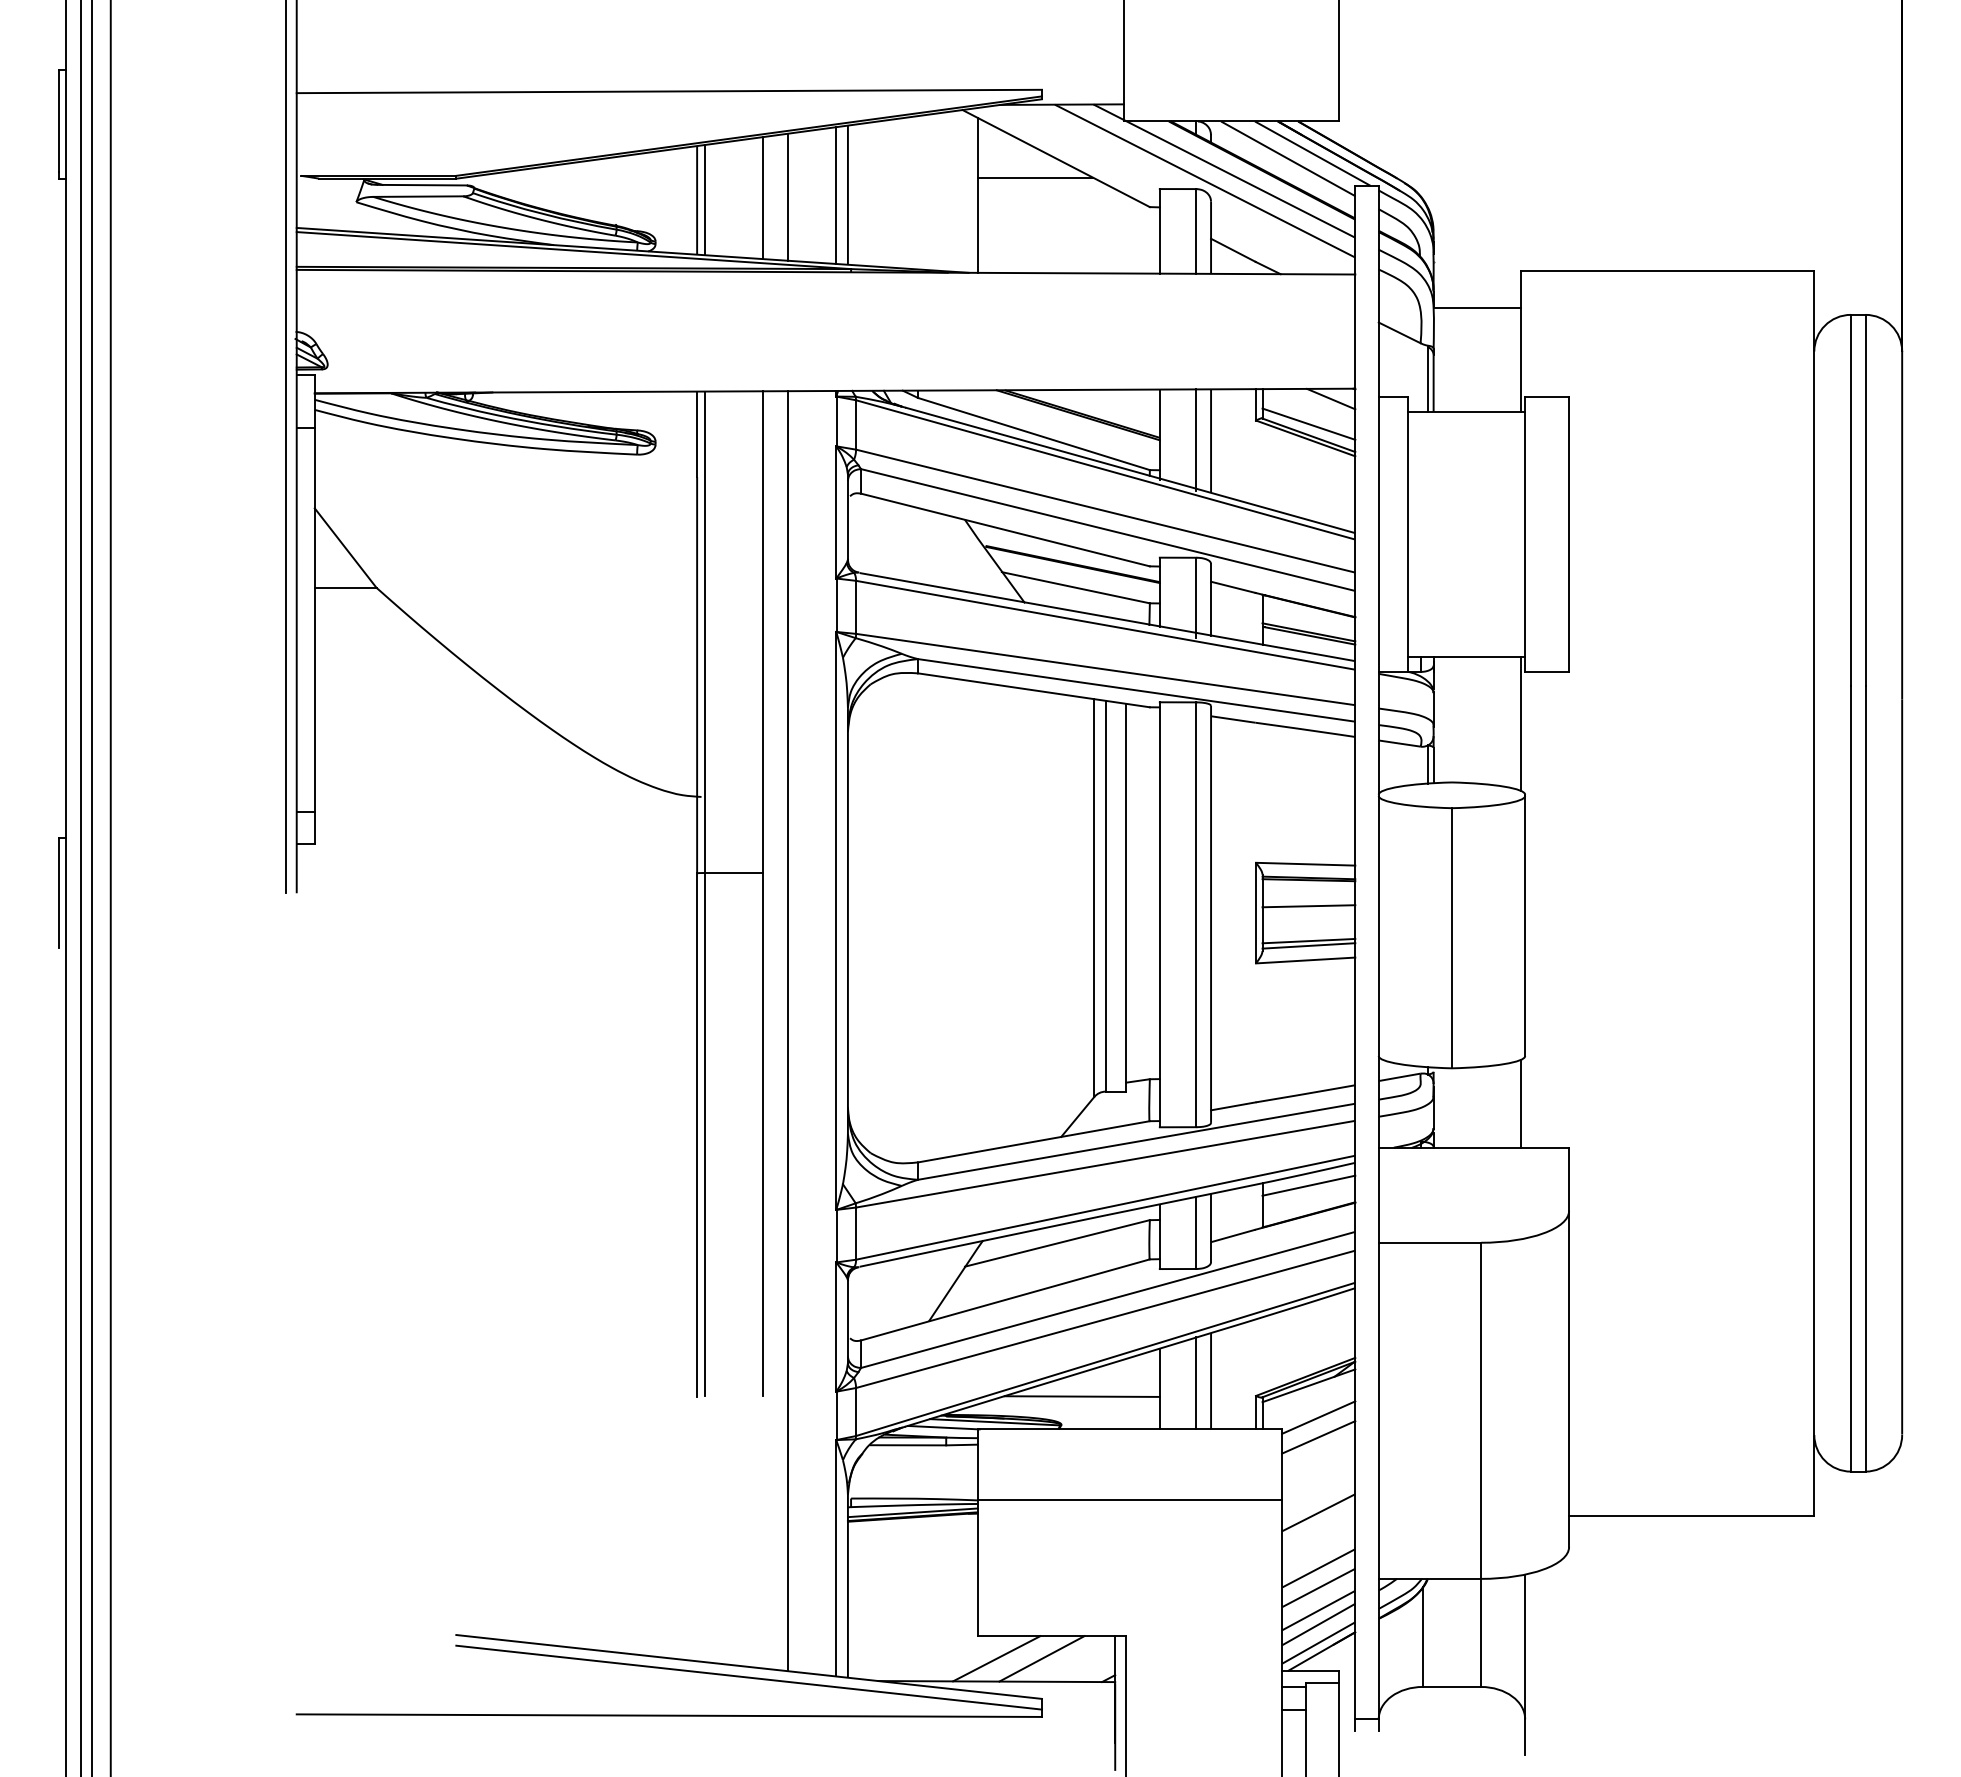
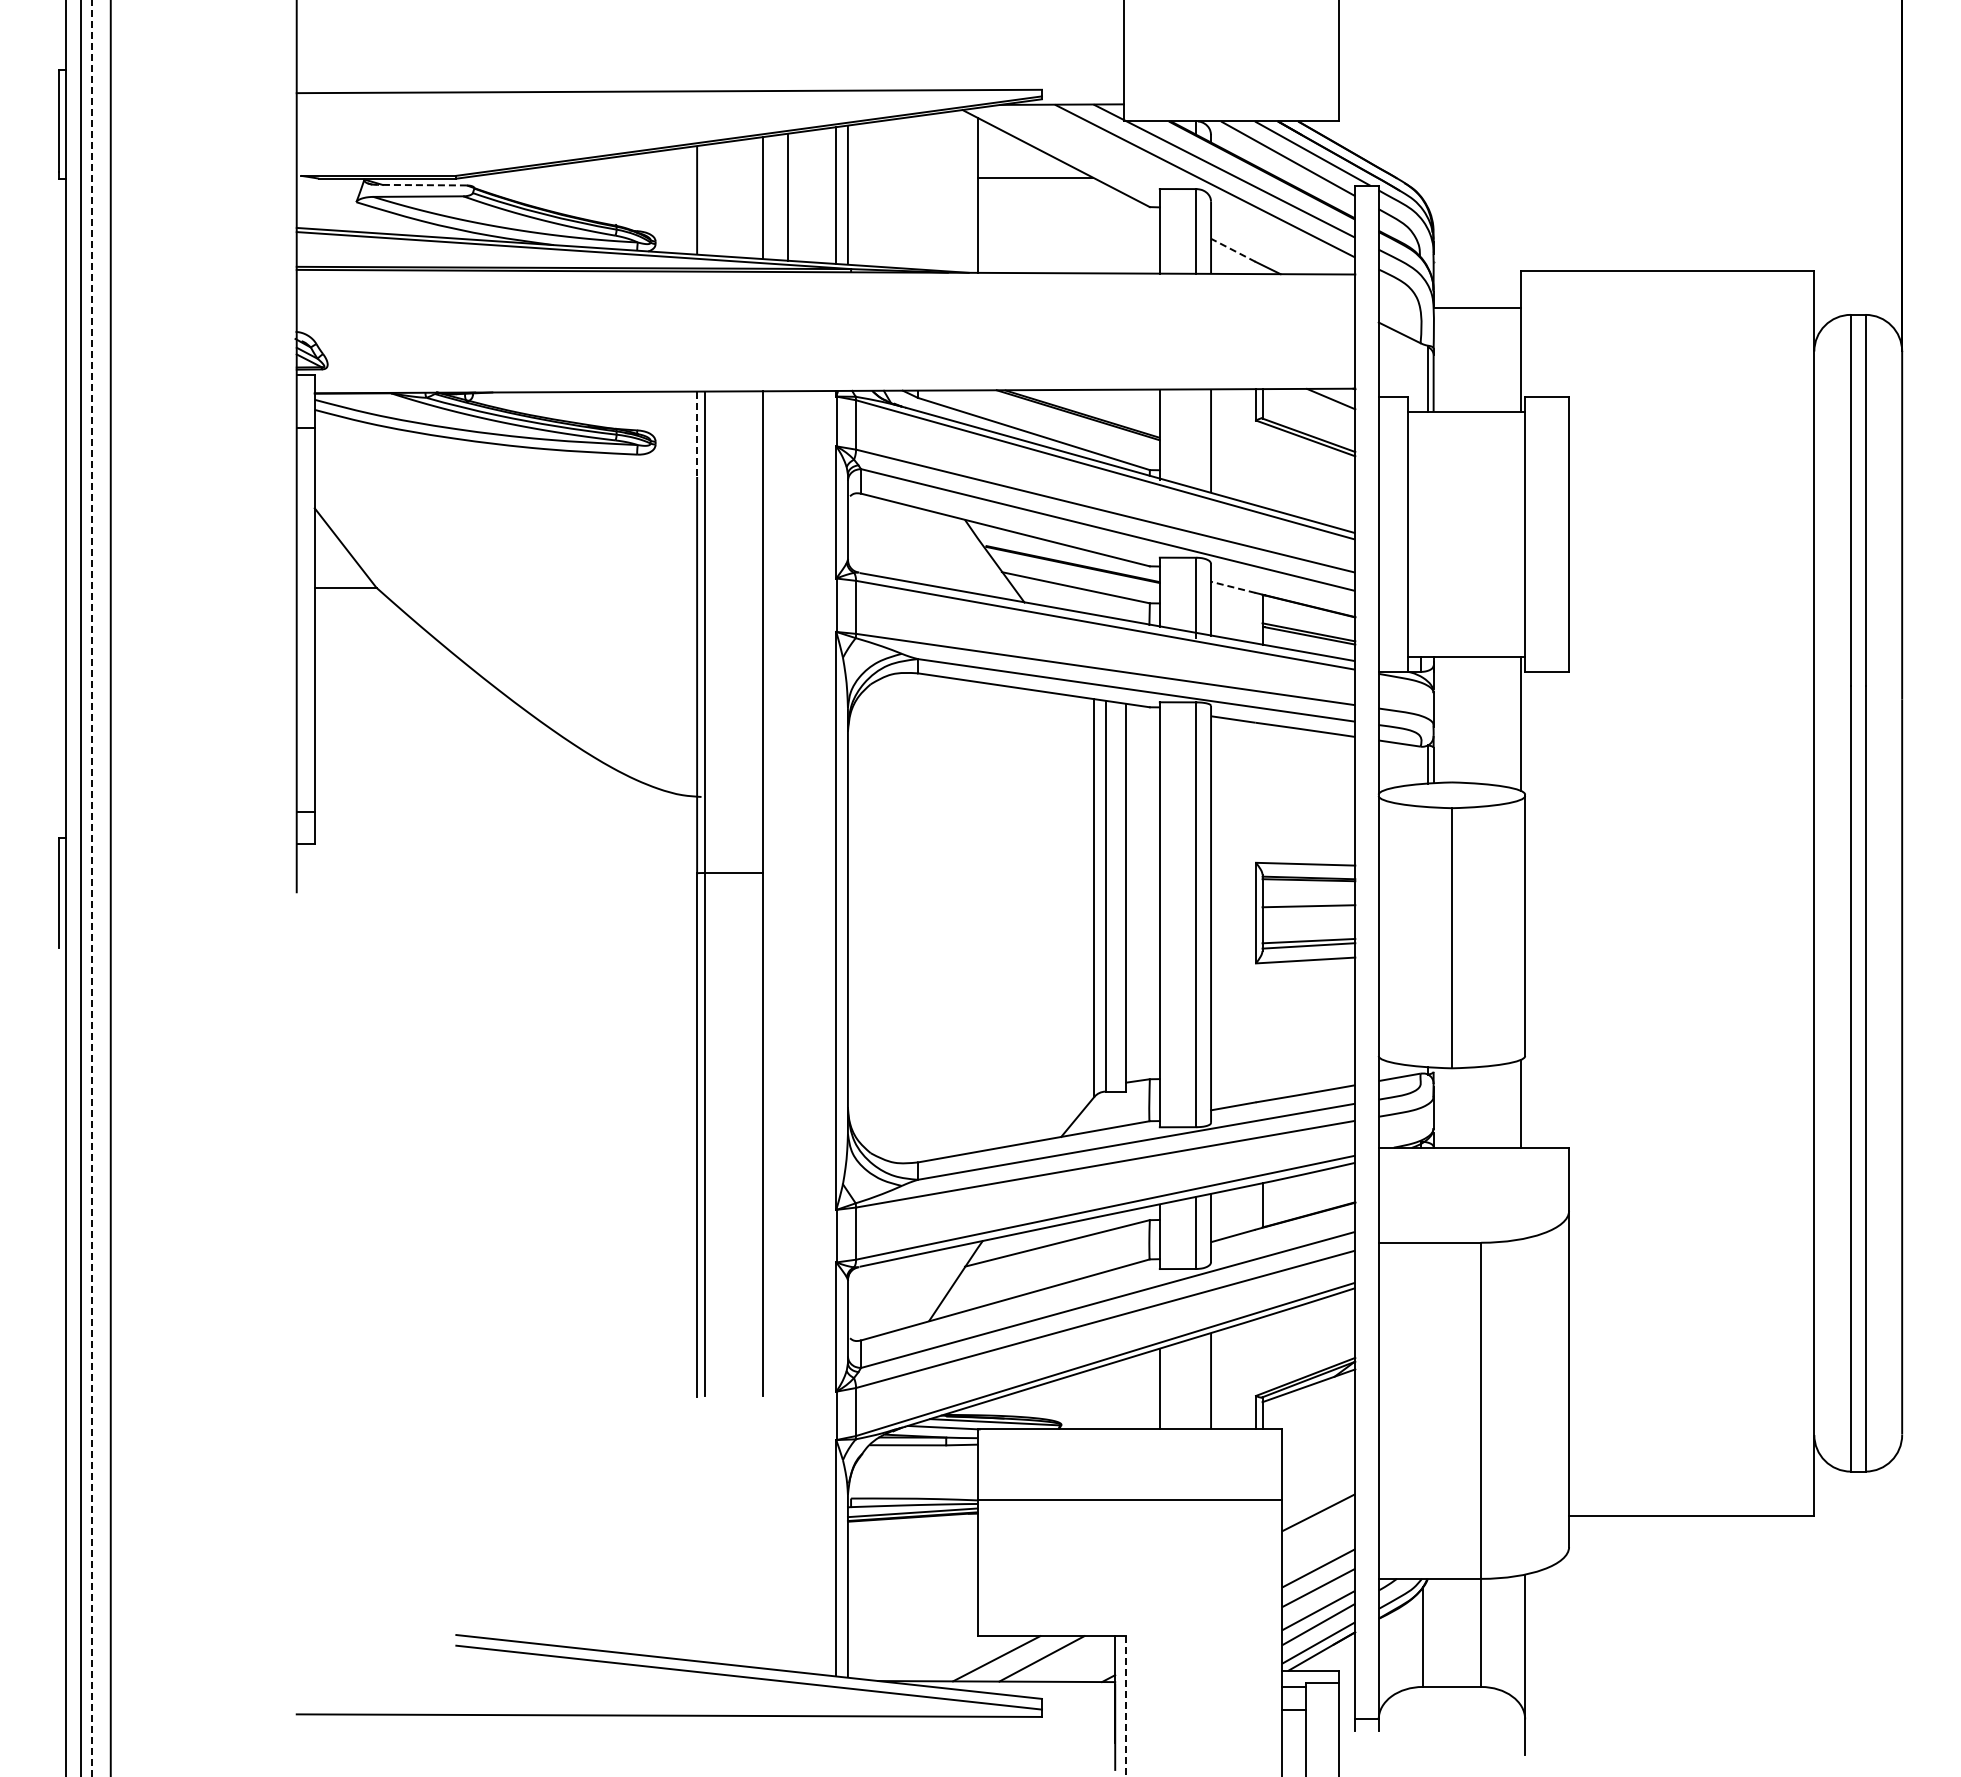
line: solid -> dashed (422, 185)
line: present -> none (704, 200)
line: solid -> dashed (1232, 250)
line: present -> none (1308, 423)
line: solid -> dashed (697, 434)
line: present -> none (1196, 439)
line: present -> none (285, 447)
line: solid -> dashed (1233, 587)
line: solid -> dashed (92, 888)
line: present -> none (787, 1031)
line: present -> none (1308, 1185)
line: present -> none (1196, 1383)
line: present -> none (1081, 1396)
line: present -> none (1318, 1417)
line: present -> none (1318, 1437)
line: solid -> dashed (1126, 1707)
